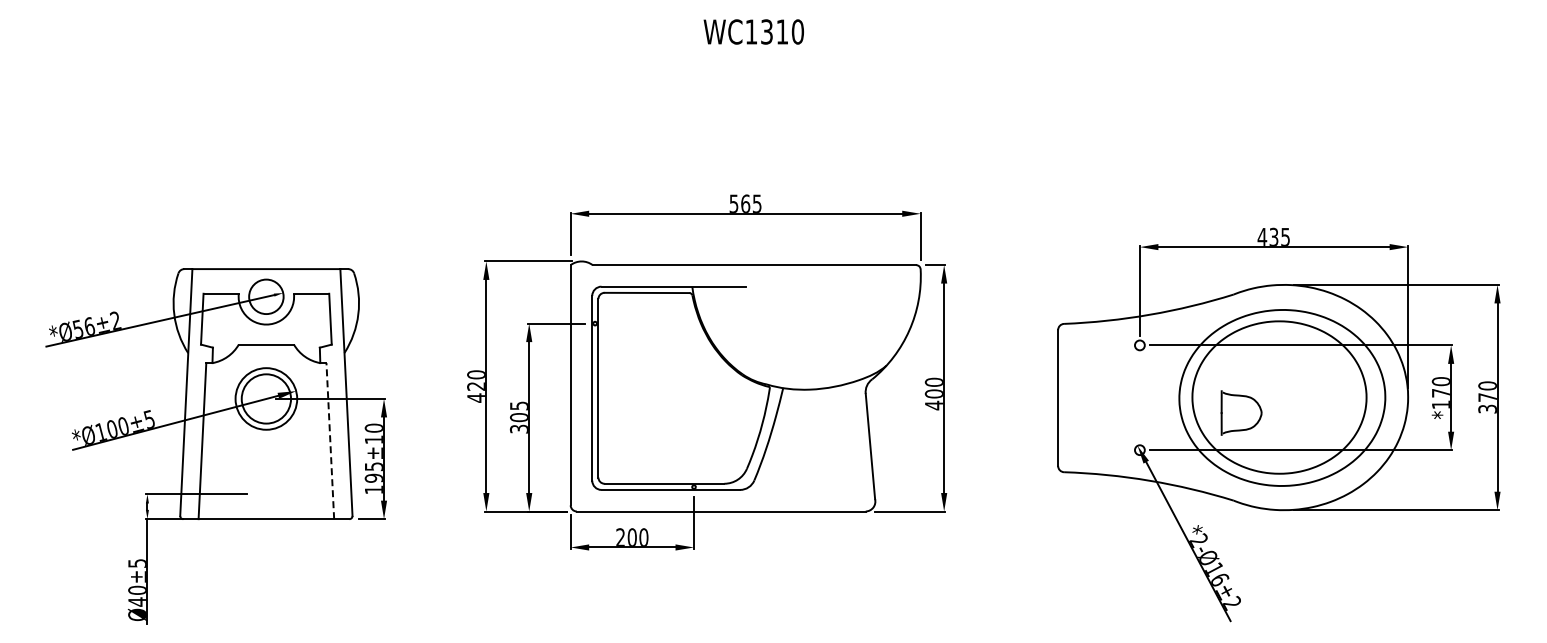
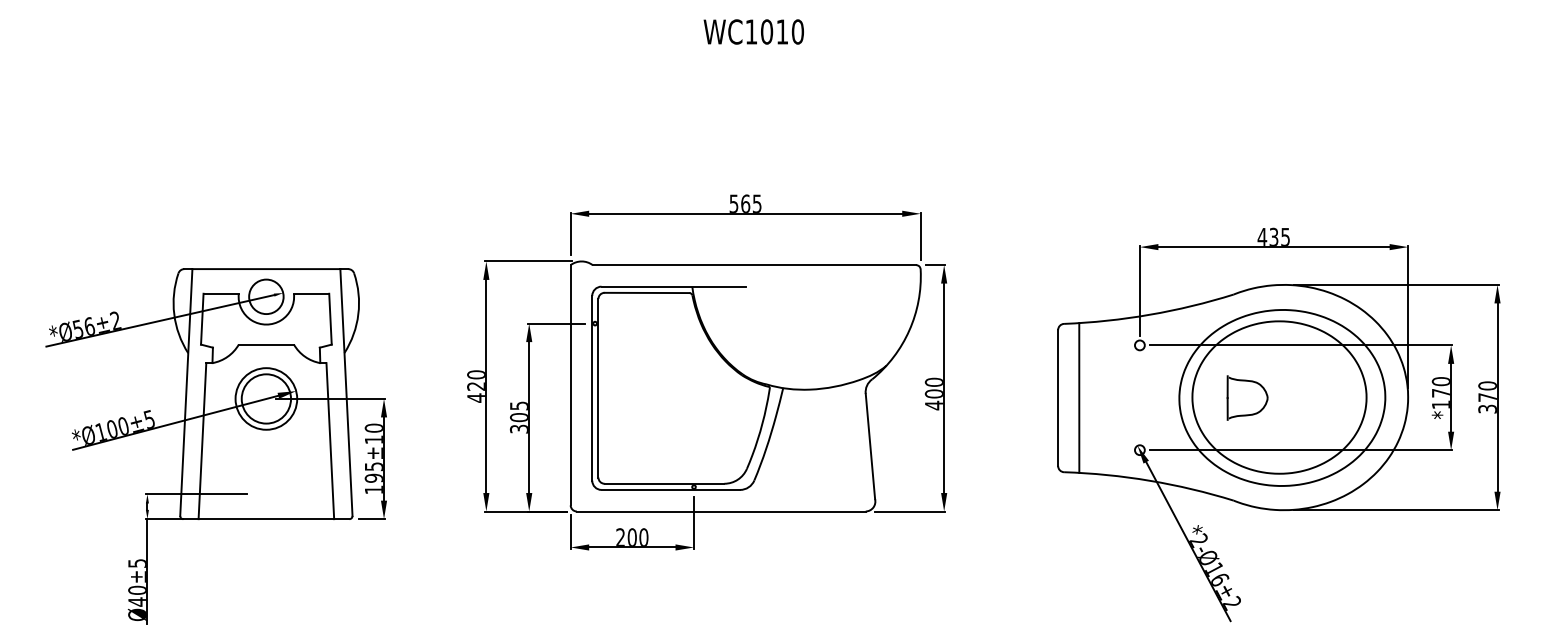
text: WC1310 -> WC1010 (767, 31)
line: none -> present (1079, 397)
part position: (1241, 412) -> (1247, 397) (1247, 397)
line: dashed -> solid (330, 440)
